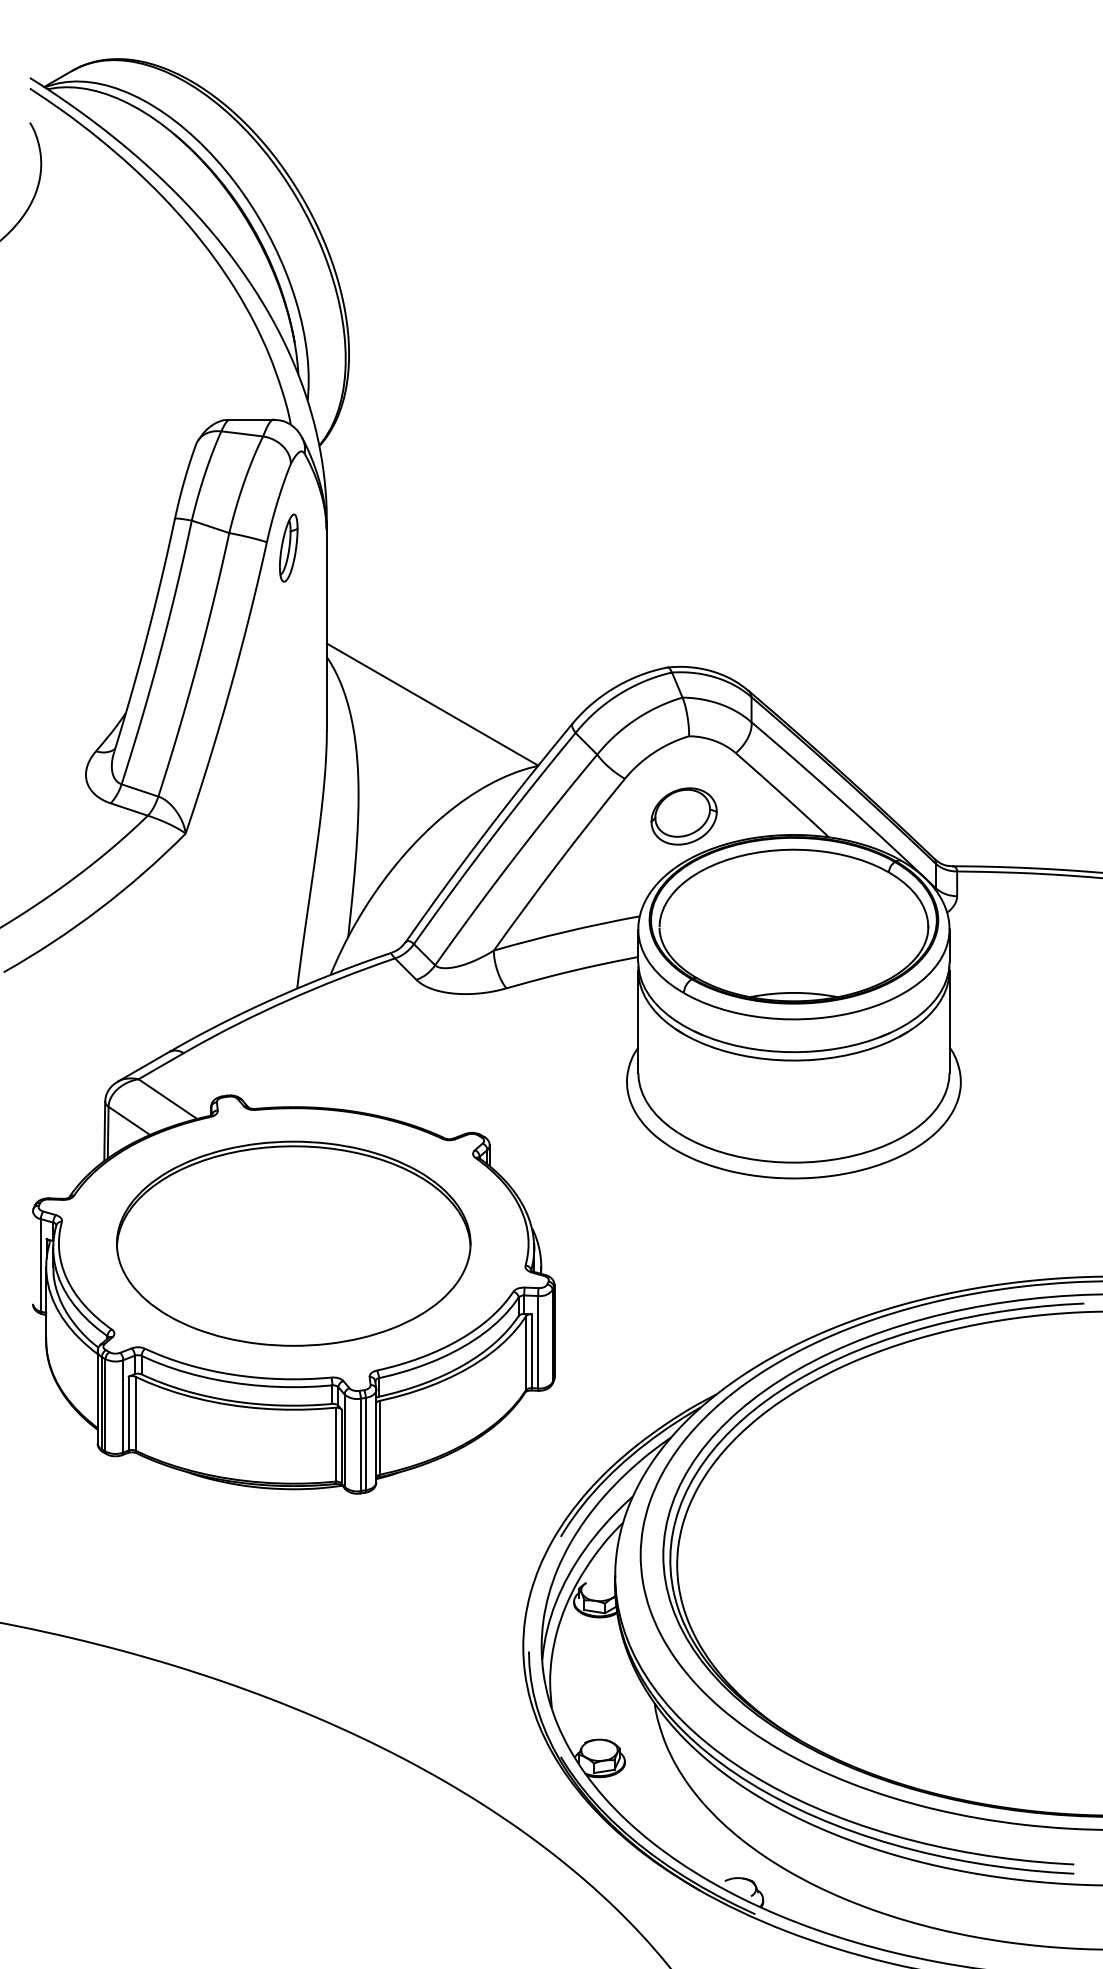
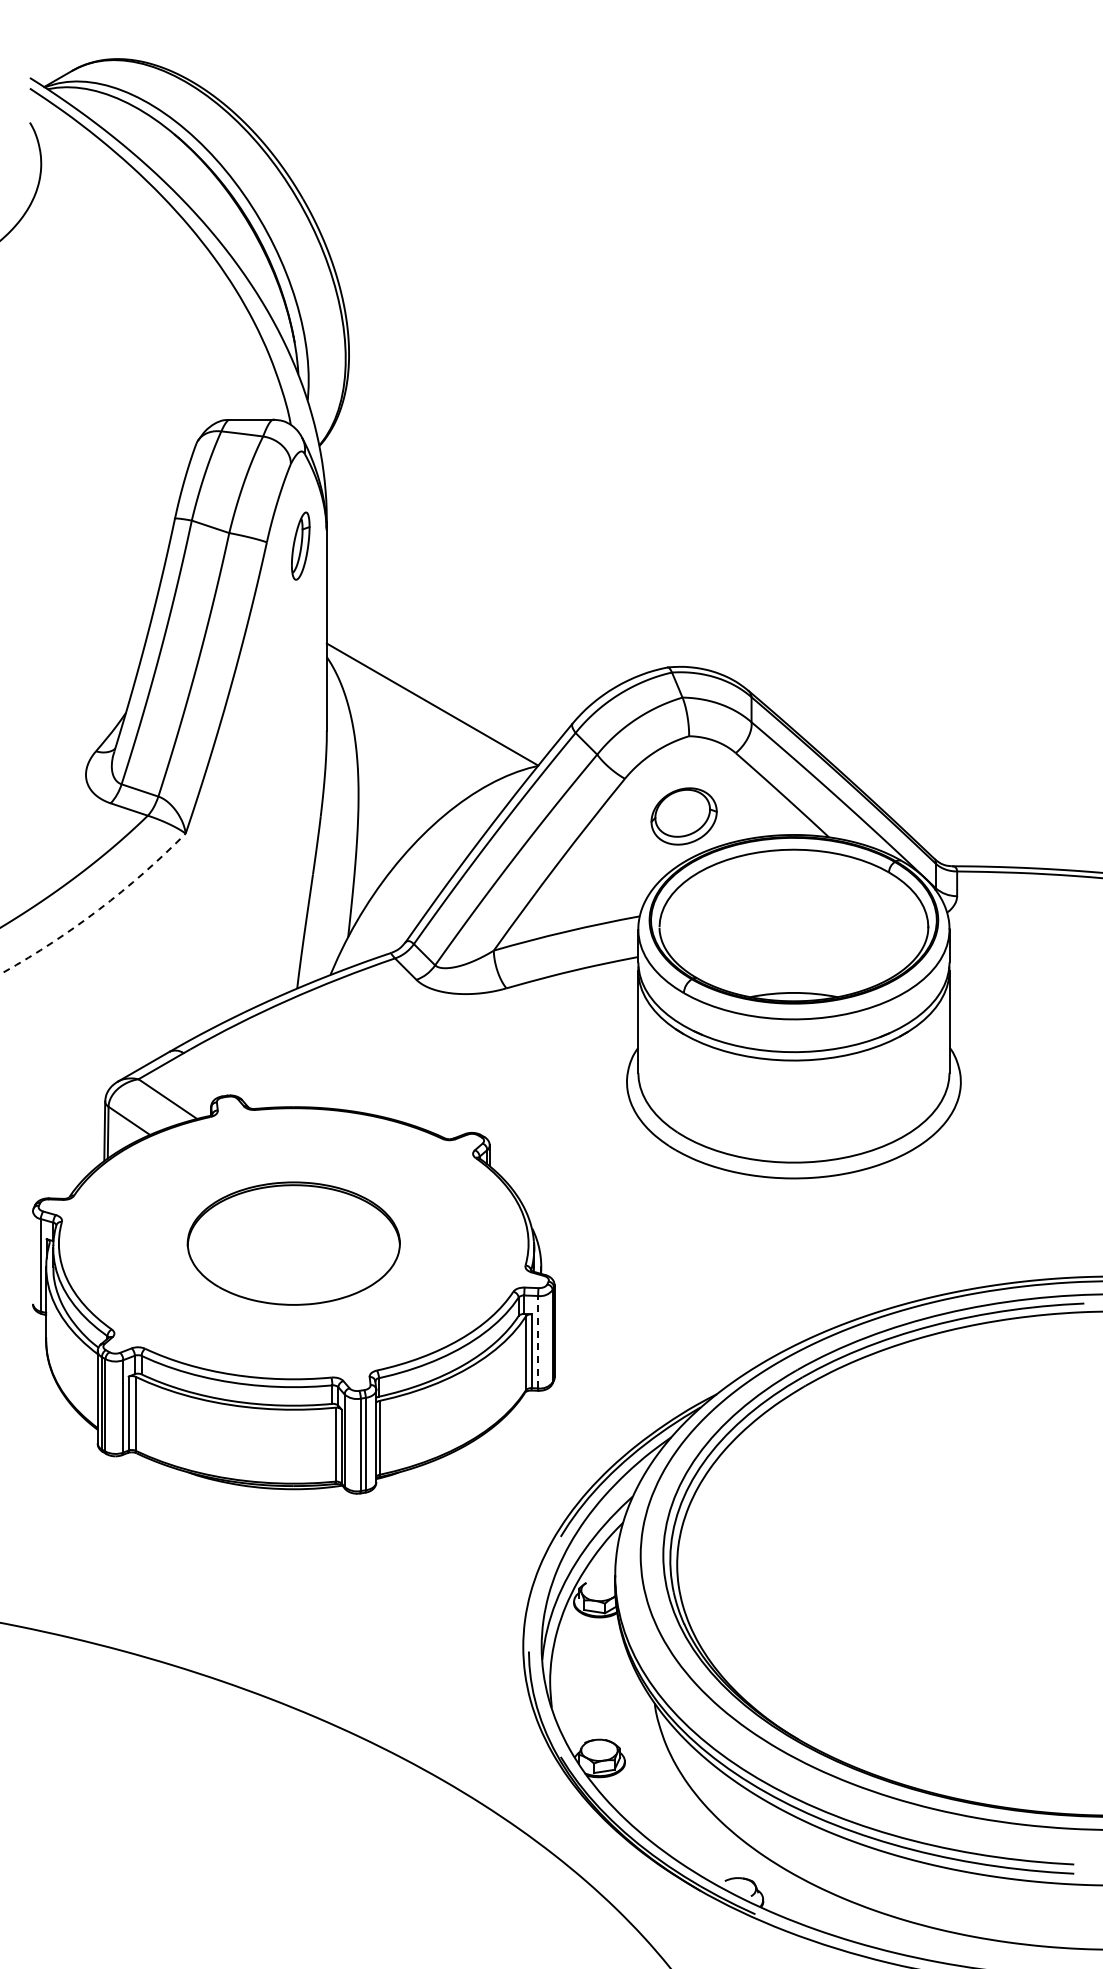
part position: (288, 547) -> (300, 545) (300, 545)
arc: solid -> dashed (99, 909)
part size: 356x207 px -> 215x125 px (293, 1243)
line: solid -> dashed (538, 1341)
